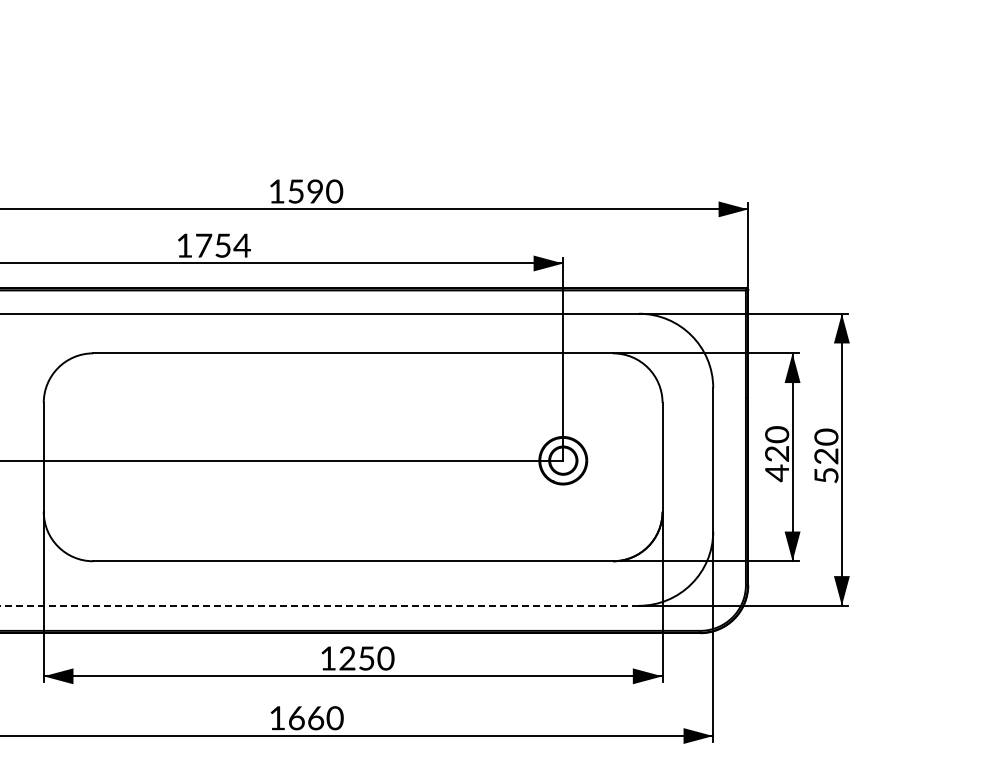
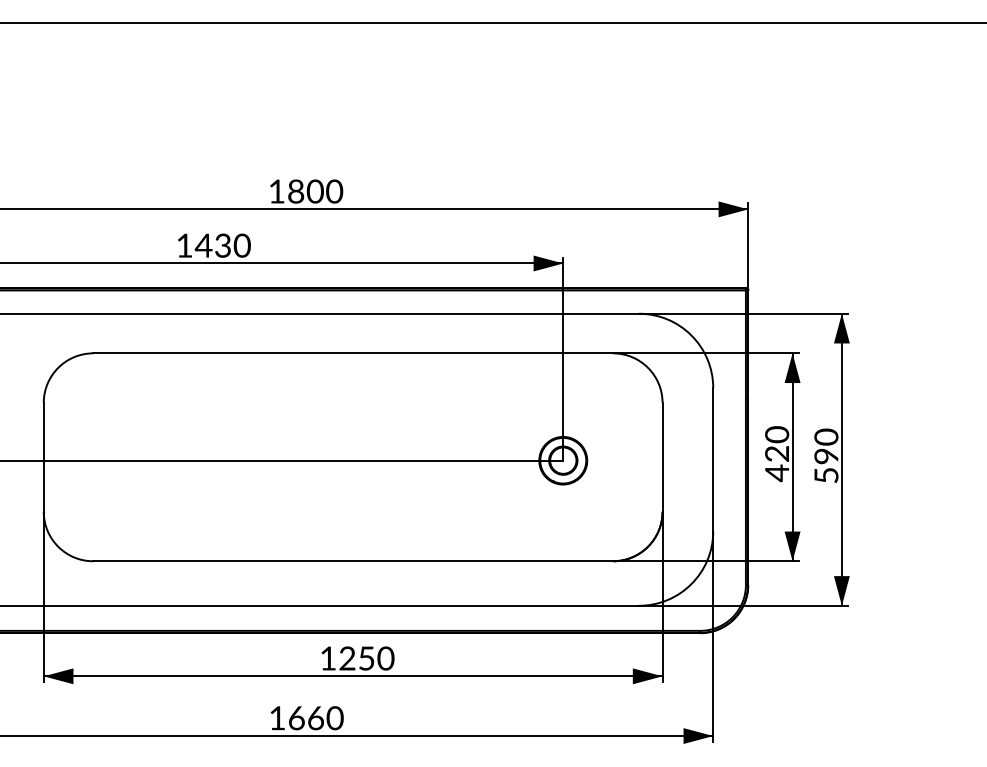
line: none -> present (492, 23)
text: 1590 -> 1800 (305, 191)
text: 1754 -> 1430 (222, 245)
text: 520 -> 590 (826, 456)
line: dashed -> solid (319, 605)
